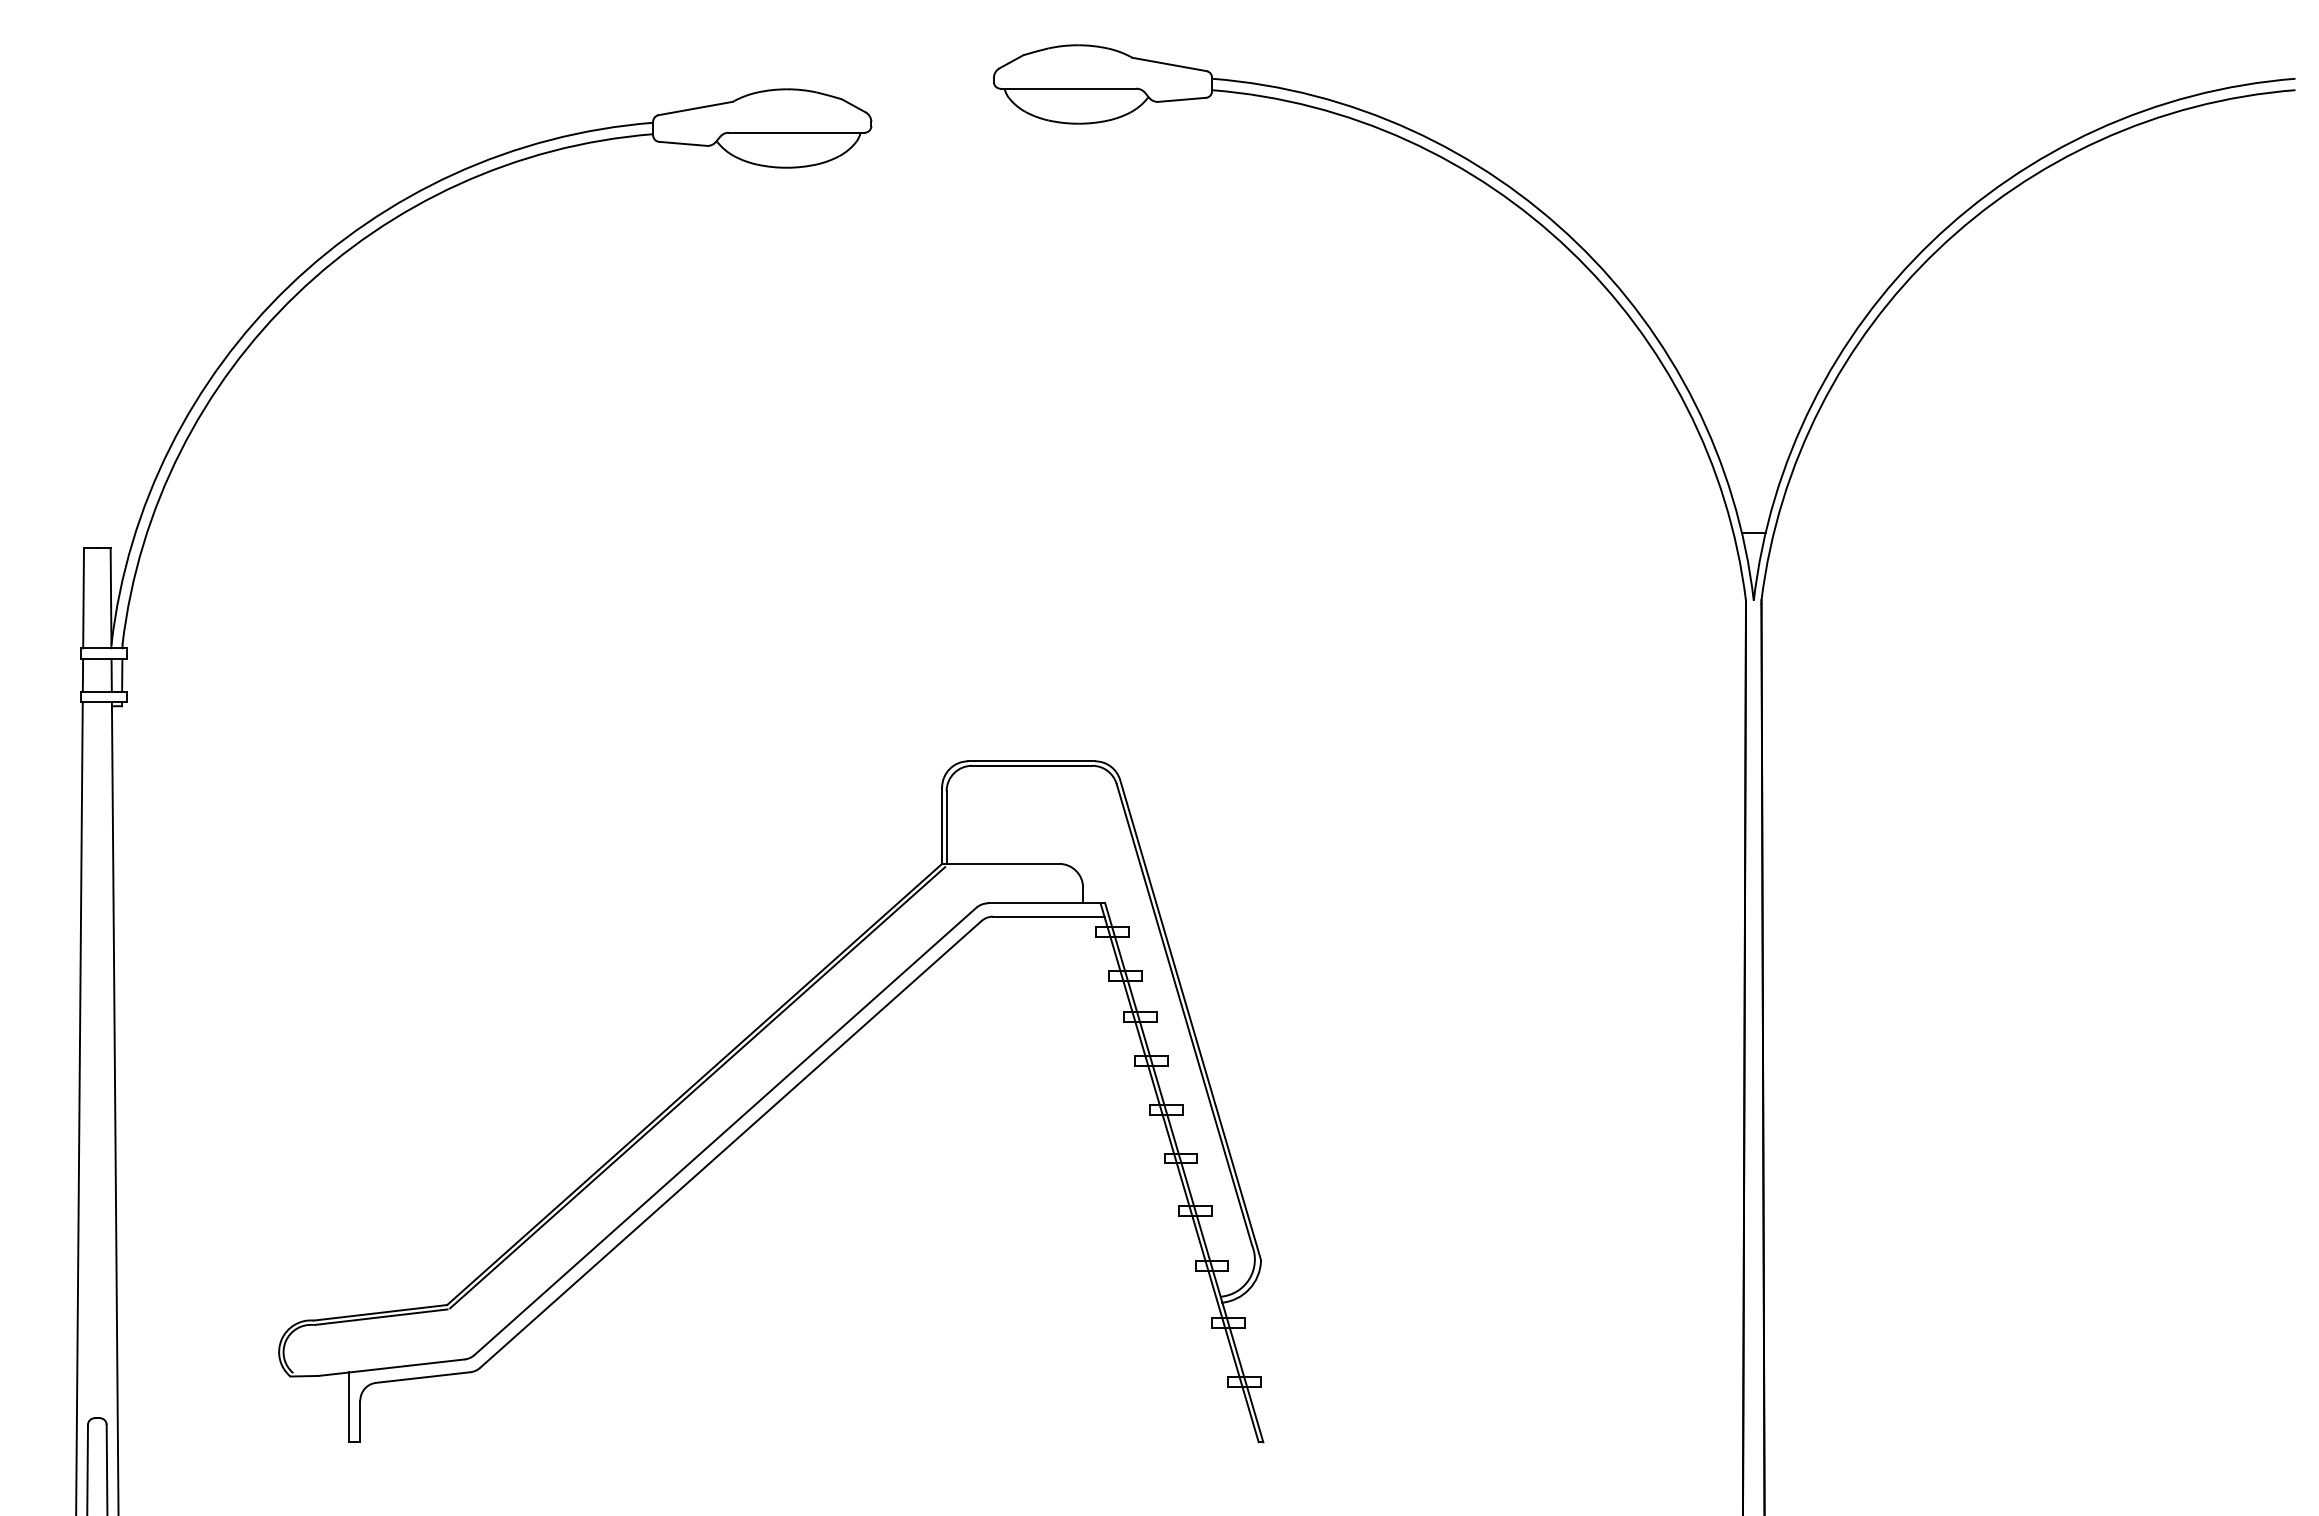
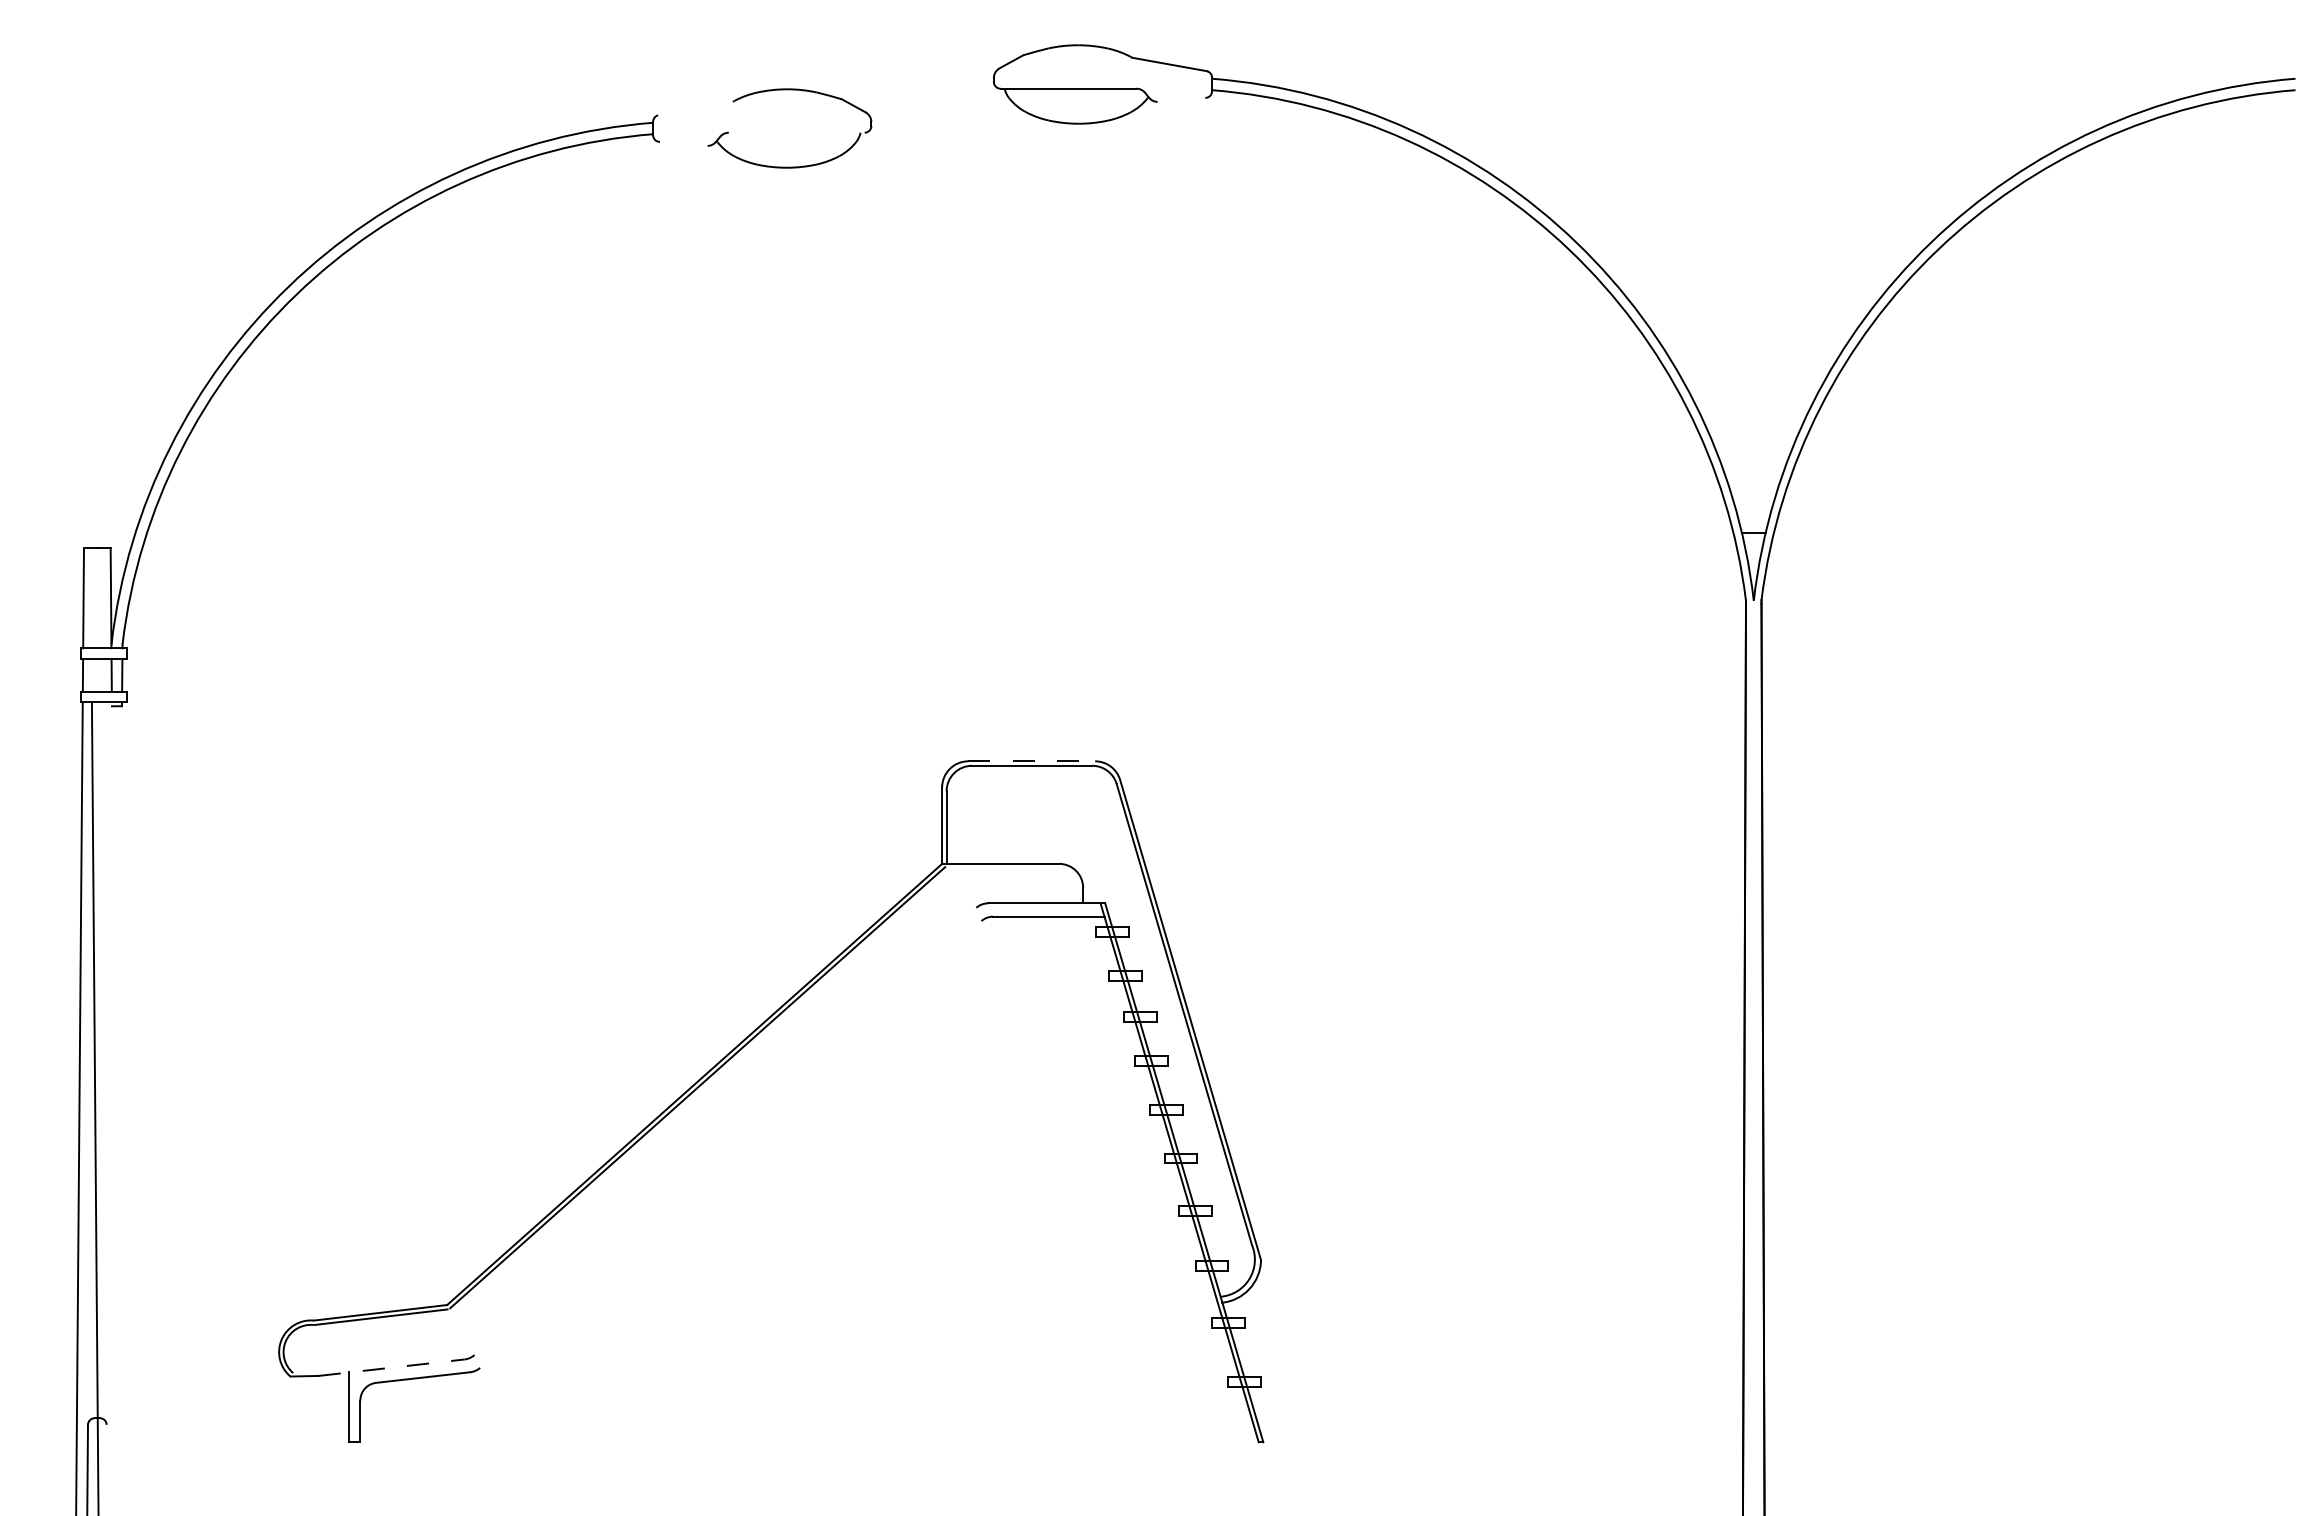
line: present -> none (1181, 99)
line: present -> none (695, 108)
line: present -> none (796, 132)
line: present -> none (683, 143)
line: solid -> dashed (1032, 761)
line position: (114, 1107) -> (94, 1107) (94, 1107)
line: present -> none (725, 1131)
line: present -> none (730, 1144)
line: solid -> dashed (392, 1367)
line: present -> none (106, 1468)
